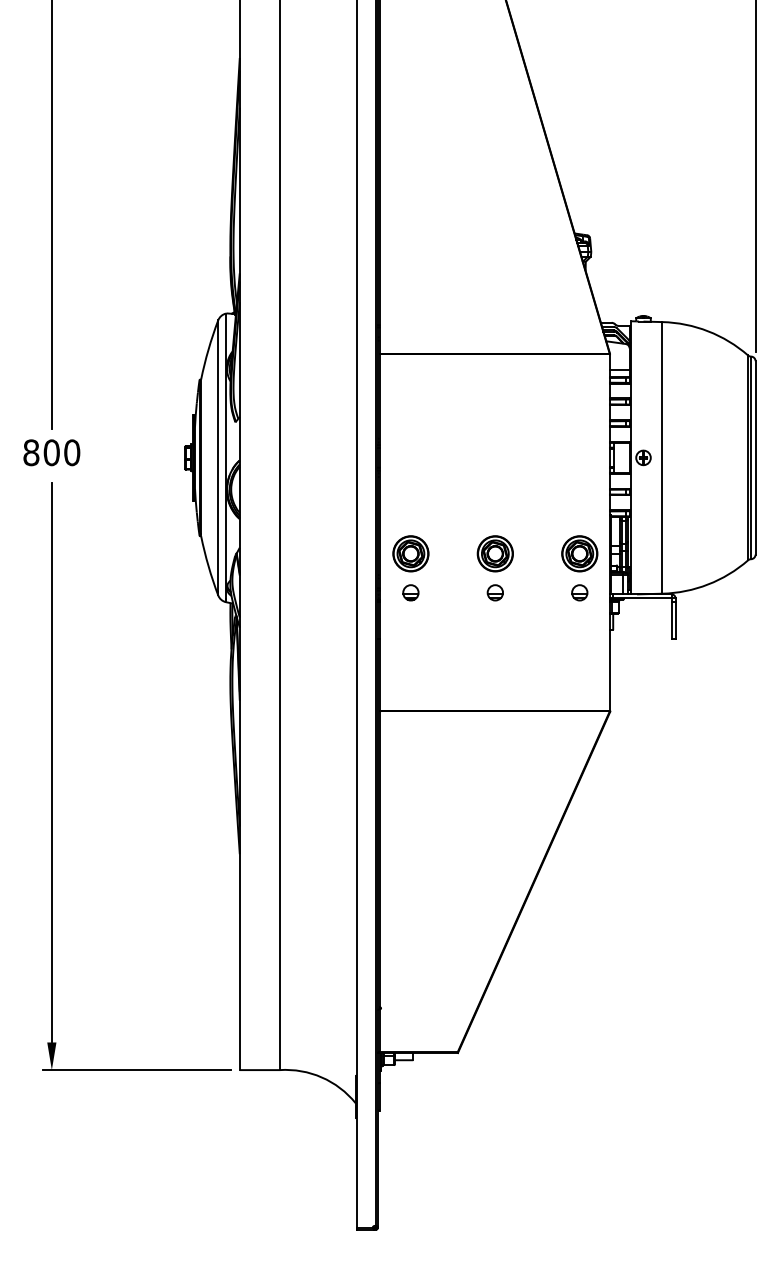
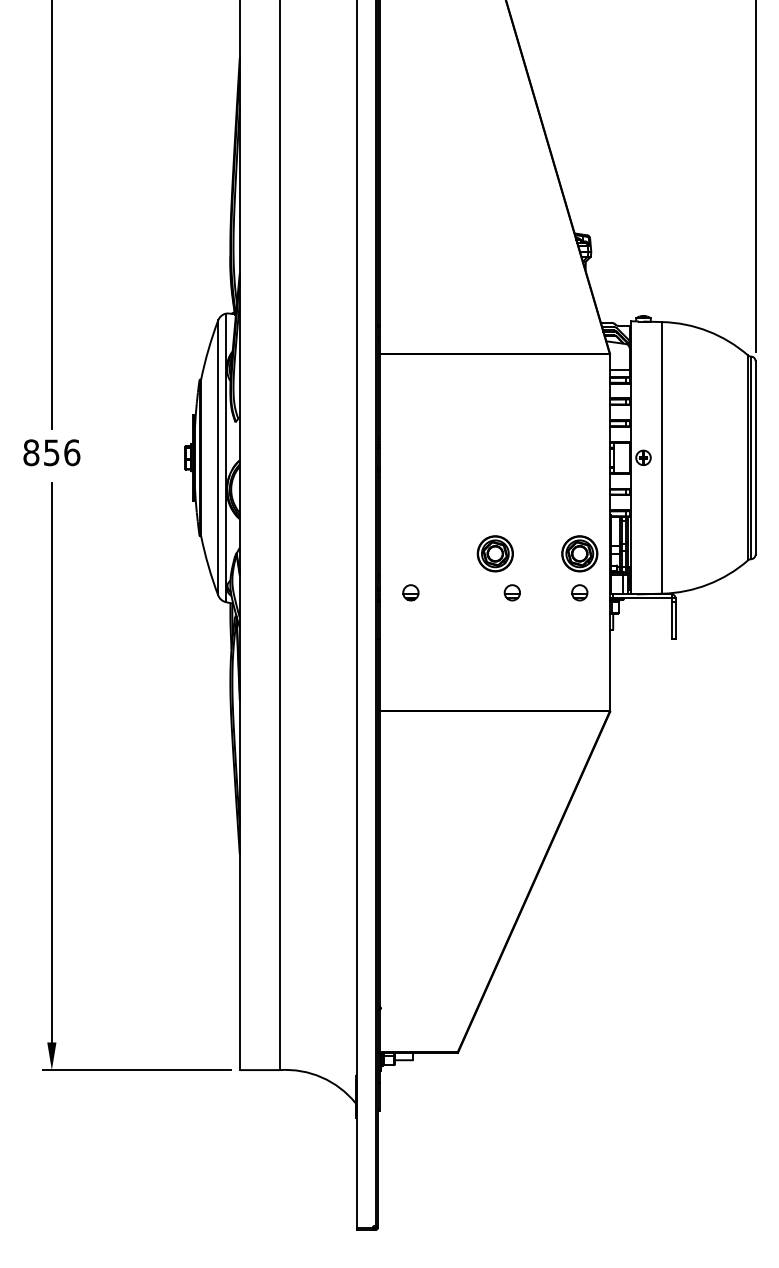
text: 800 -> 856 (61, 452)
part: present -> none (410, 553)
part position: (494, 592) -> (511, 592) (511, 592)
